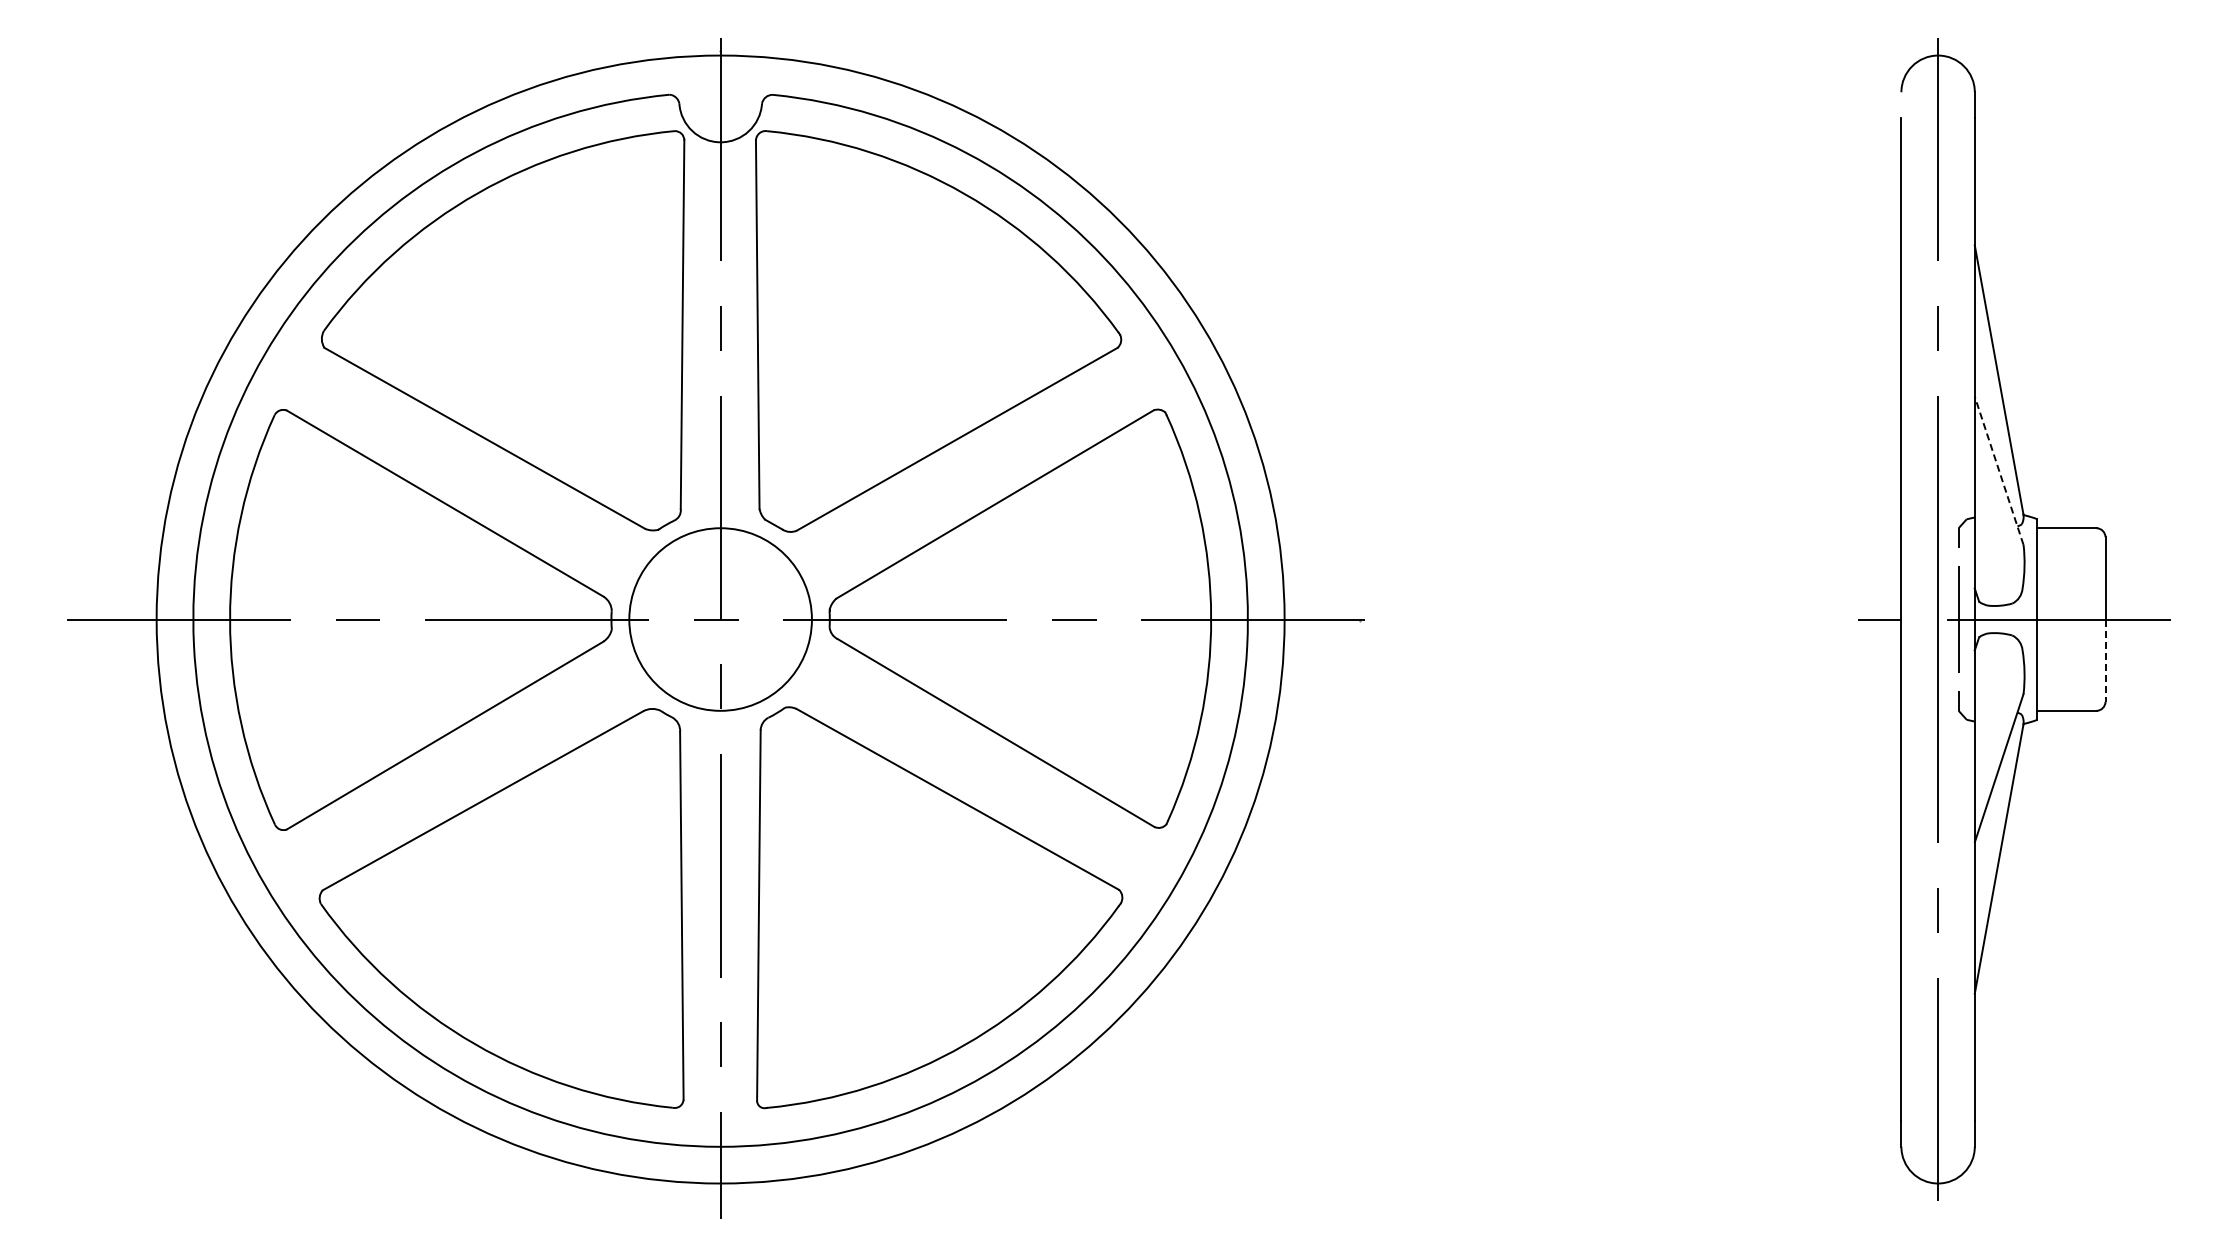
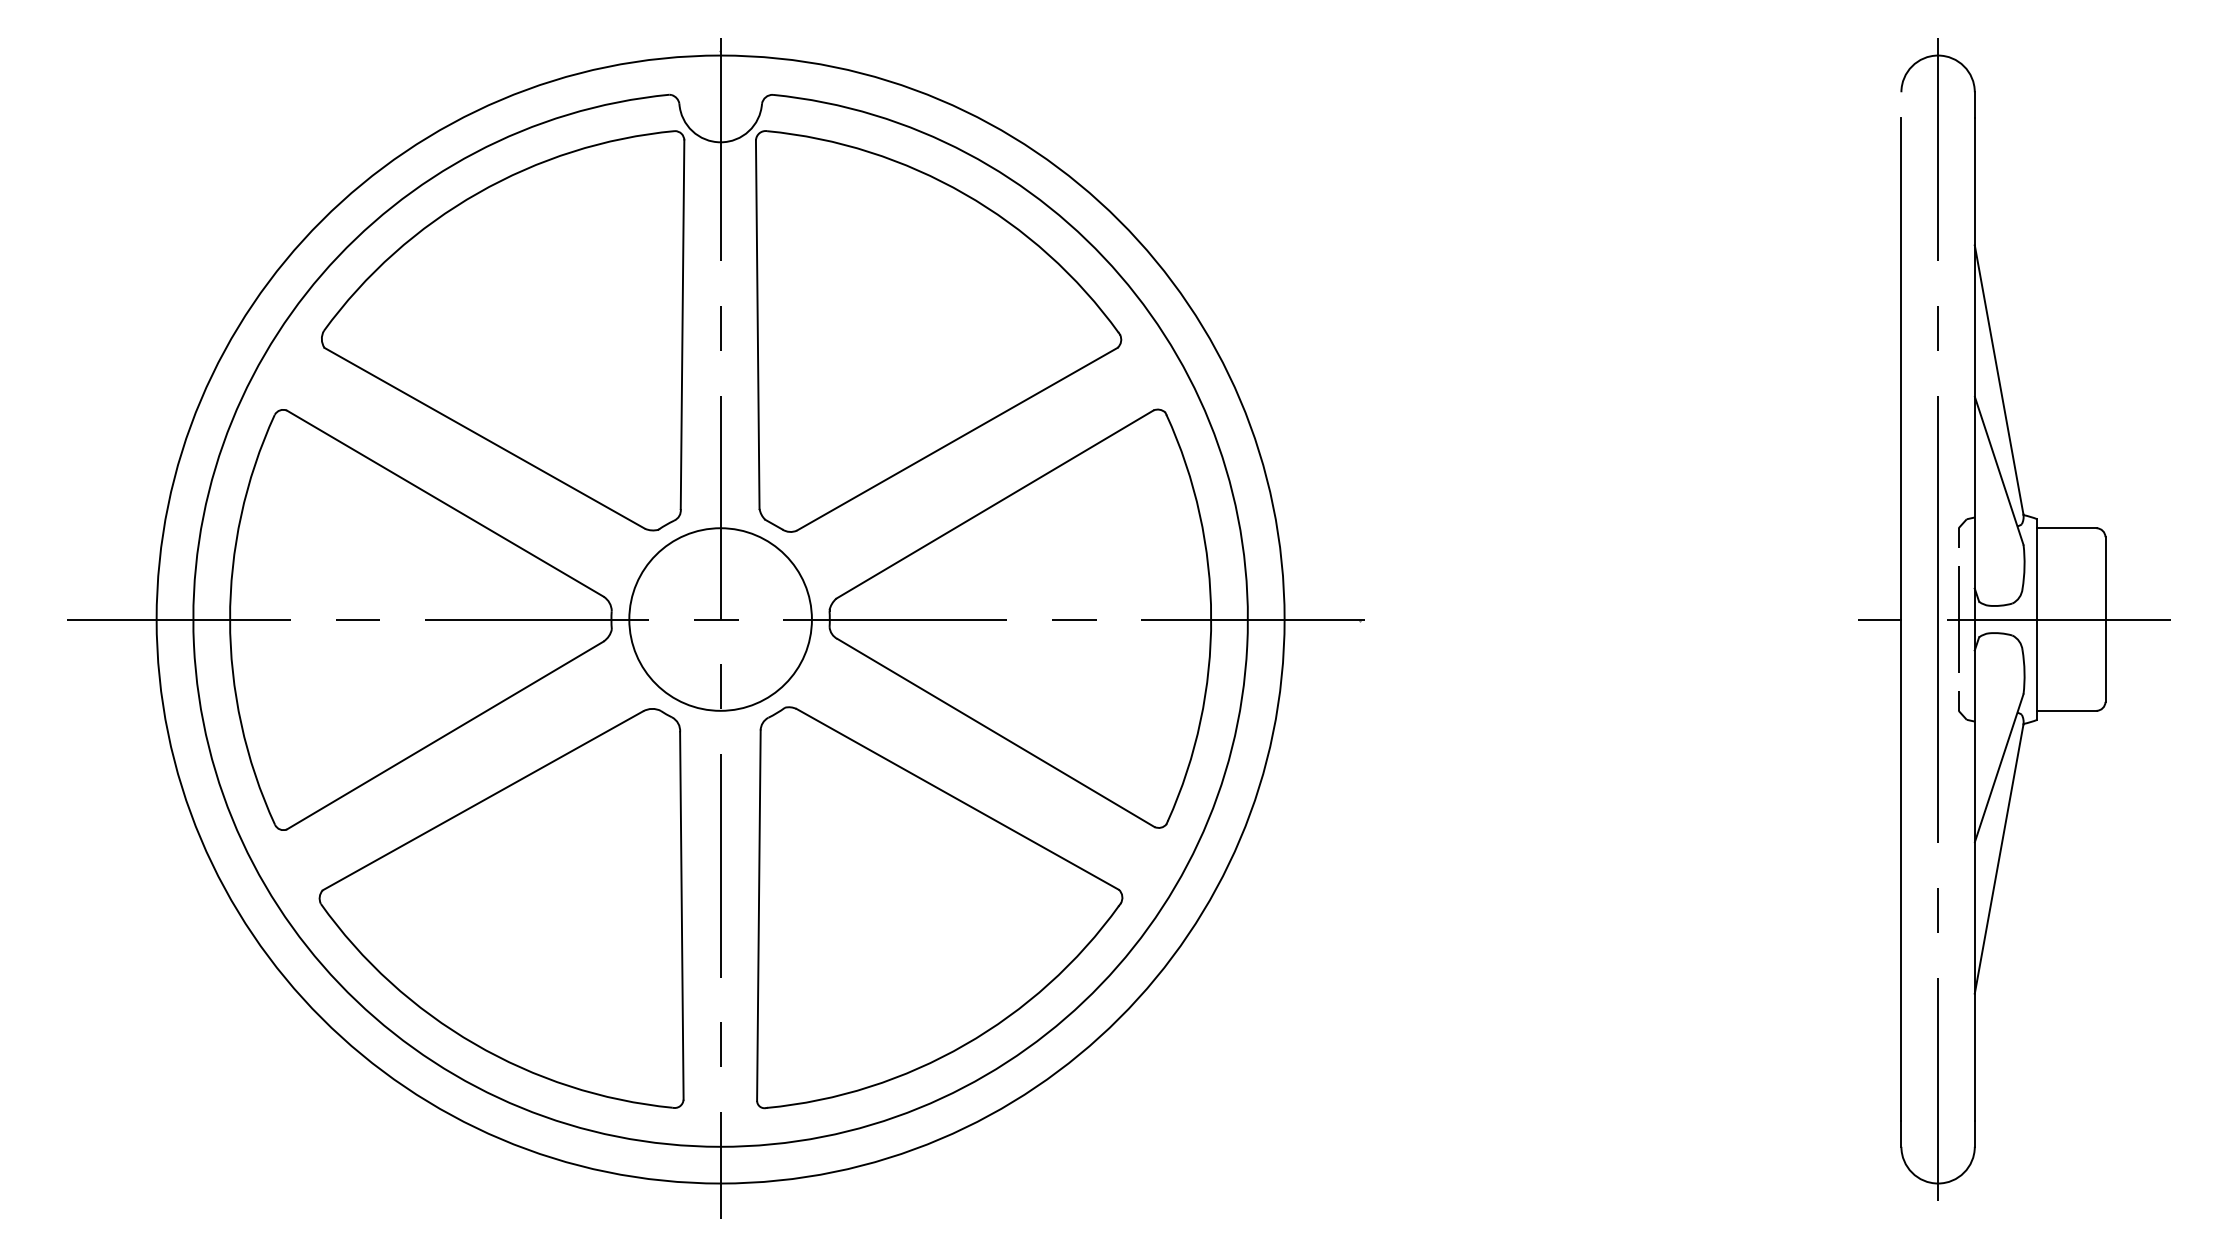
line: dashed -> solid (1999, 470)
line: dashed -> solid (2105, 661)
